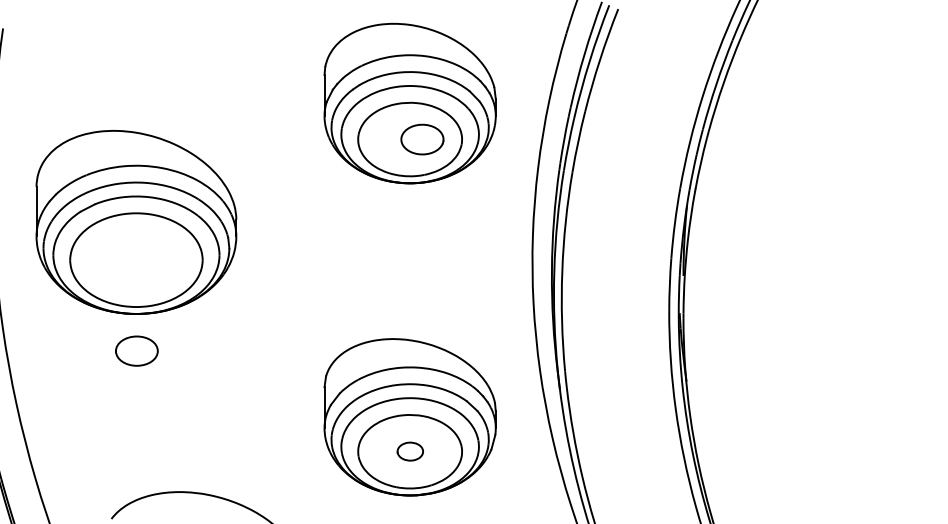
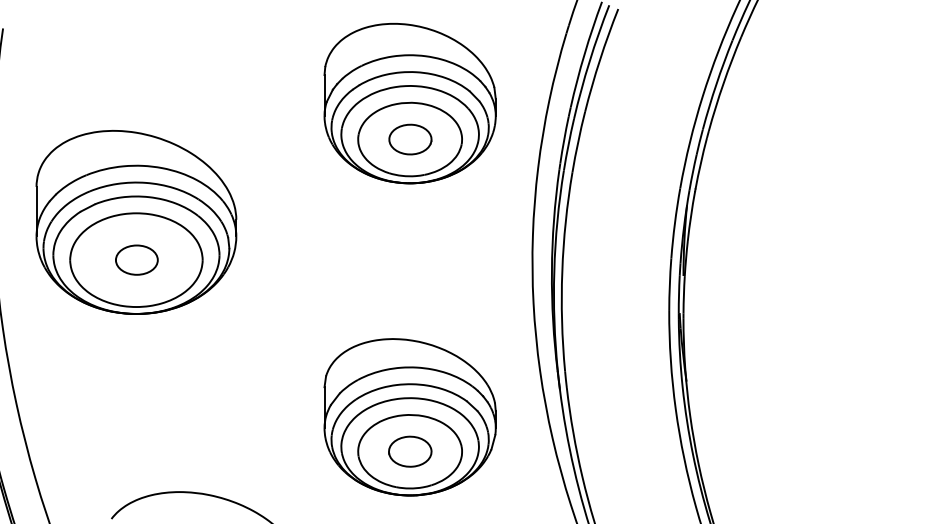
part position: (422, 139) -> (410, 139) (410, 139)
part position: (136, 350) -> (136, 259) (136, 259)
part size: 28x21 px -> 45x33 px (410, 451)
